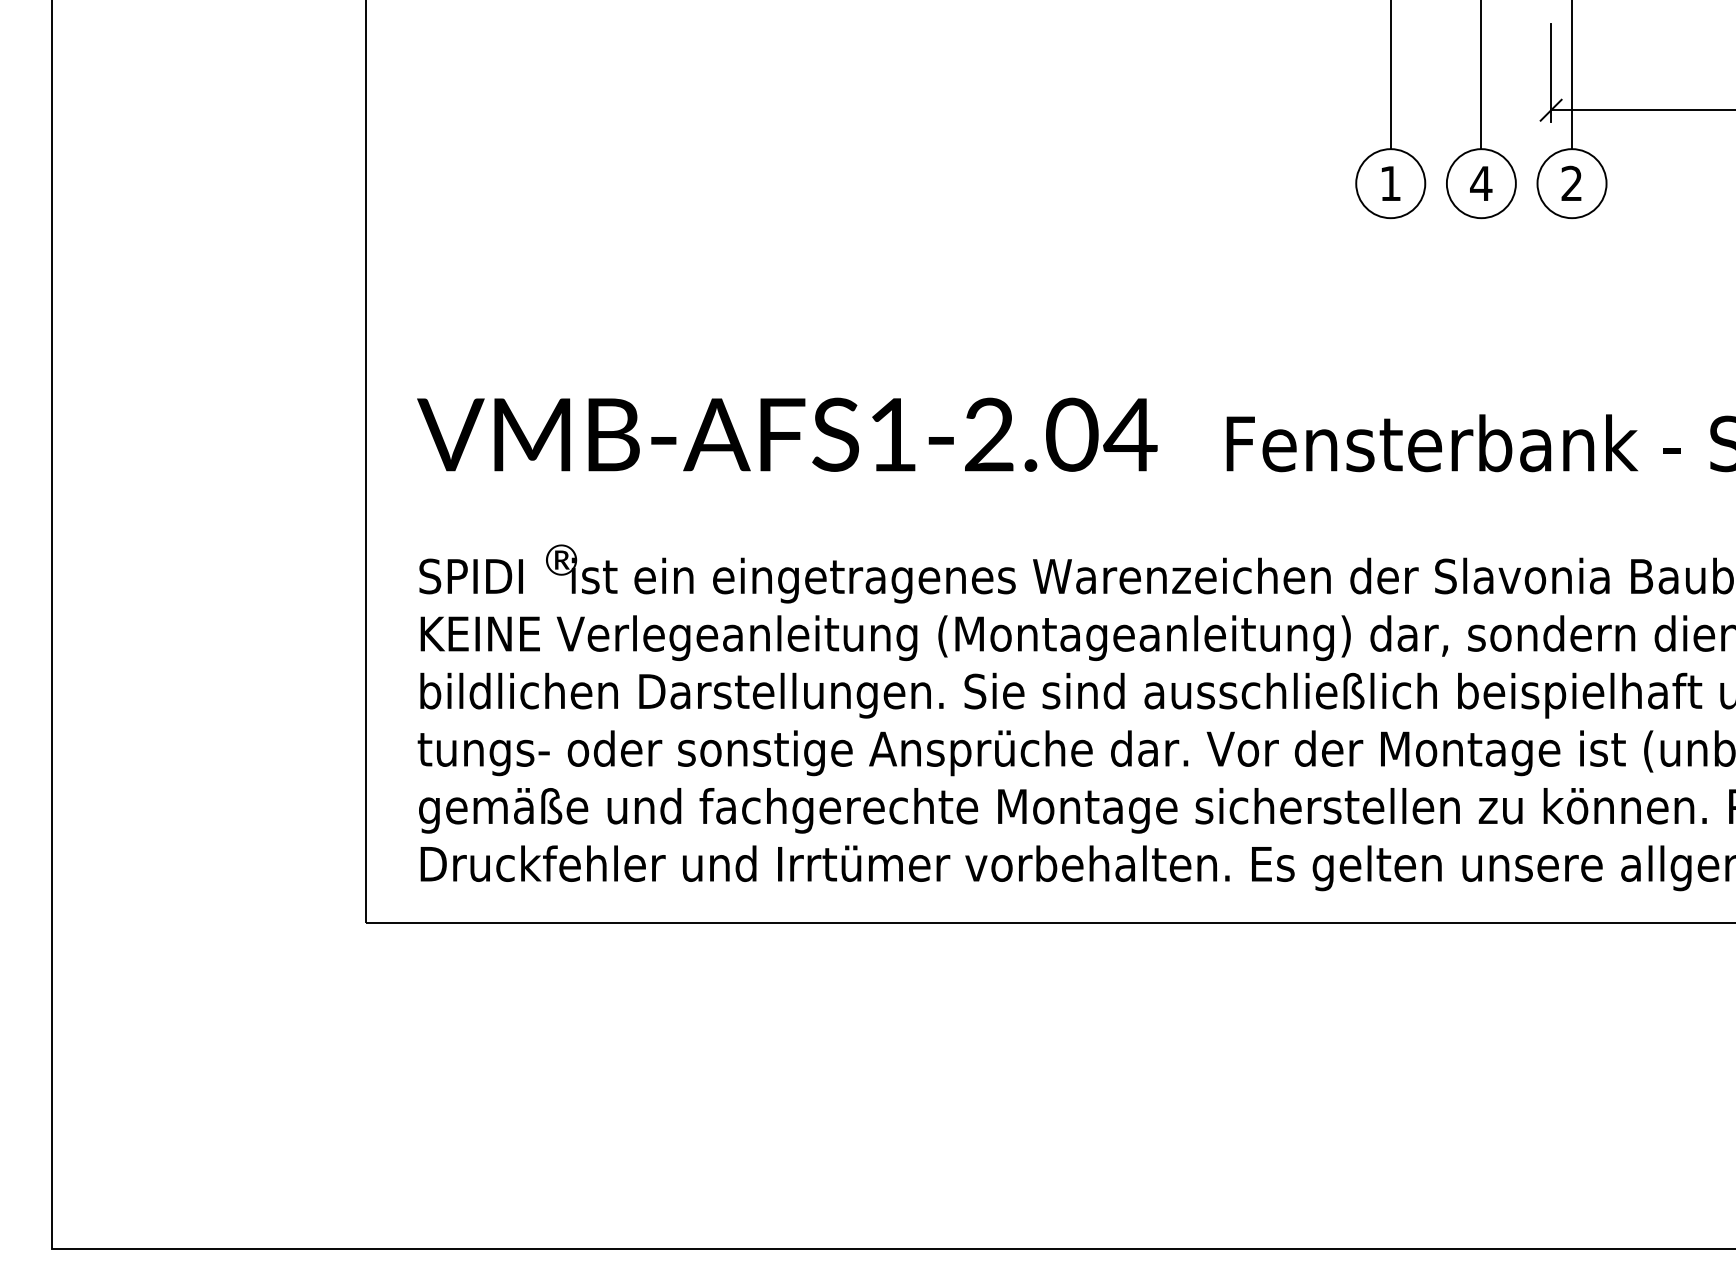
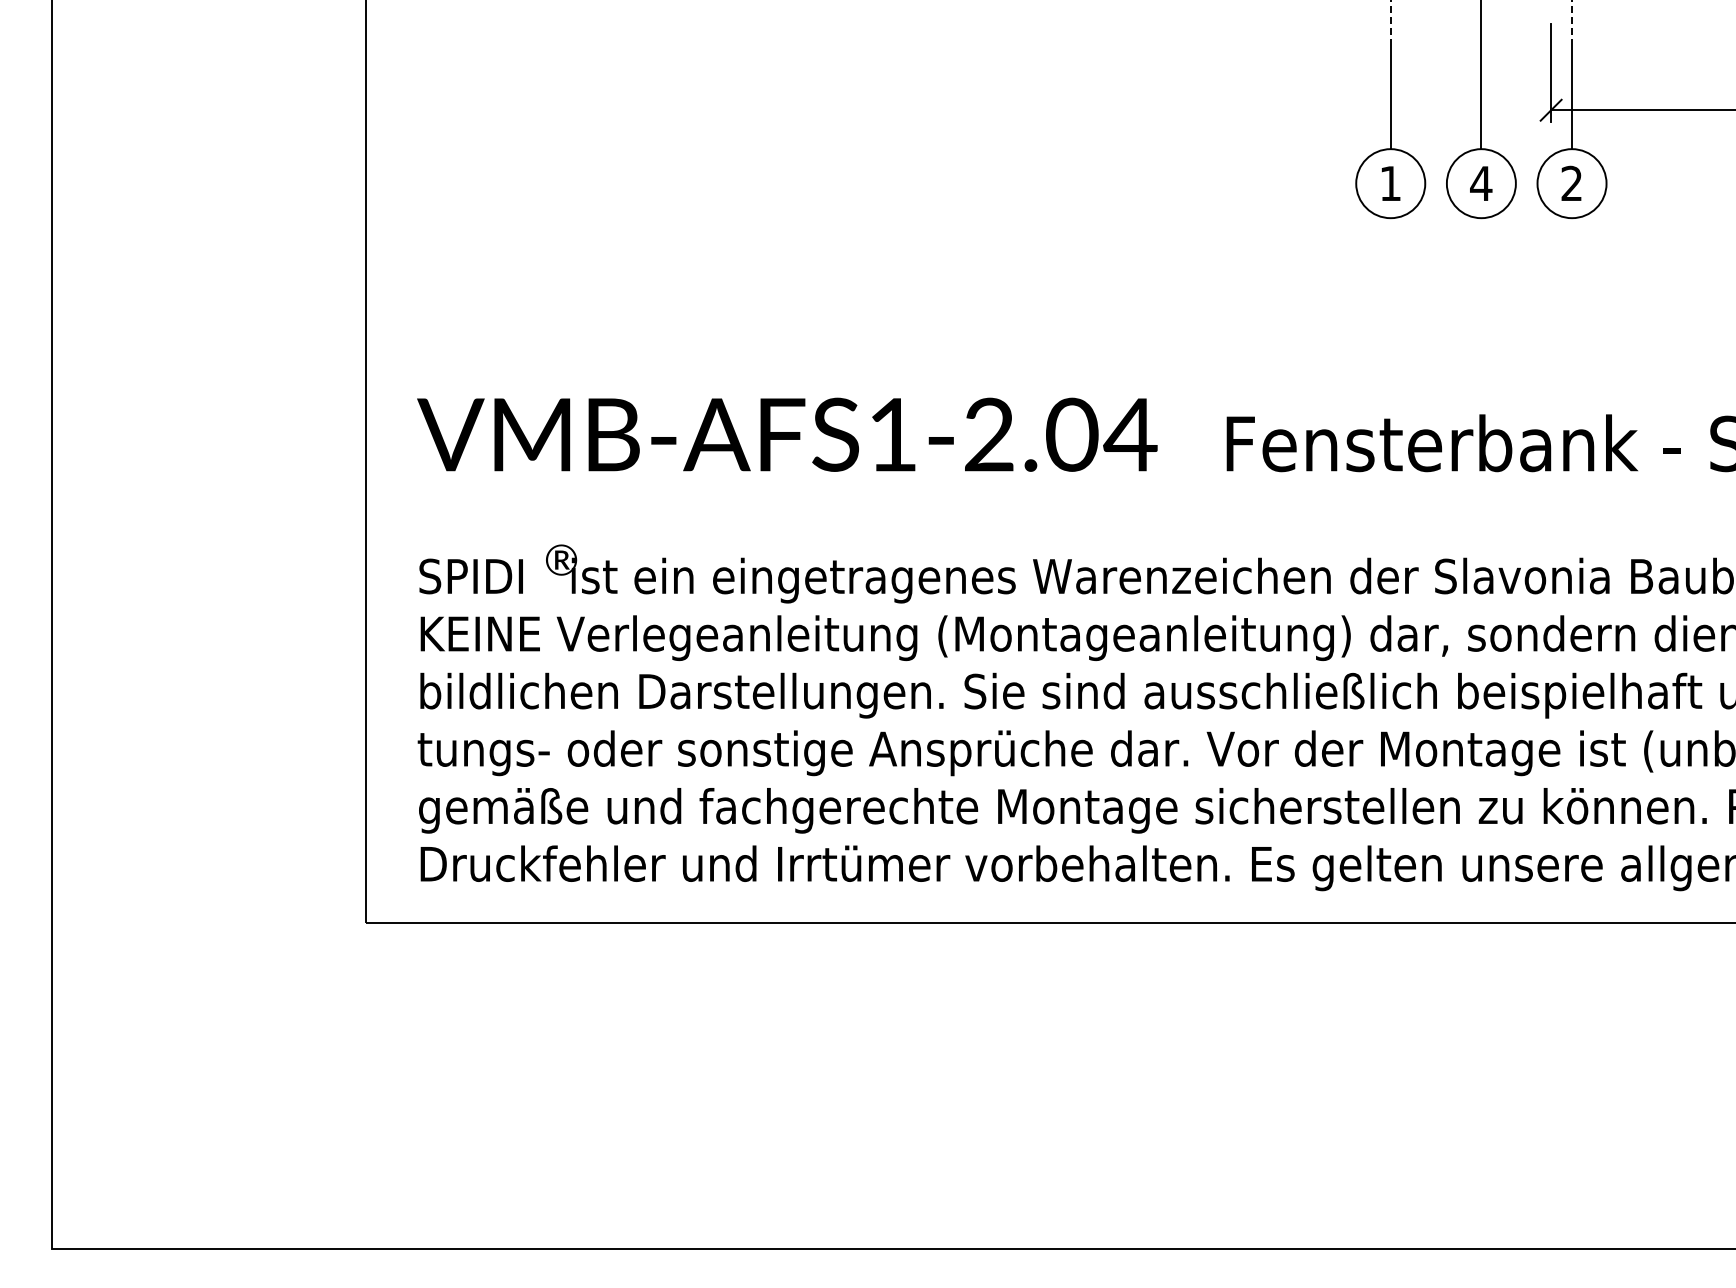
line: solid -> dashed (1390, 23)
line: solid -> dashed (1572, 23)
